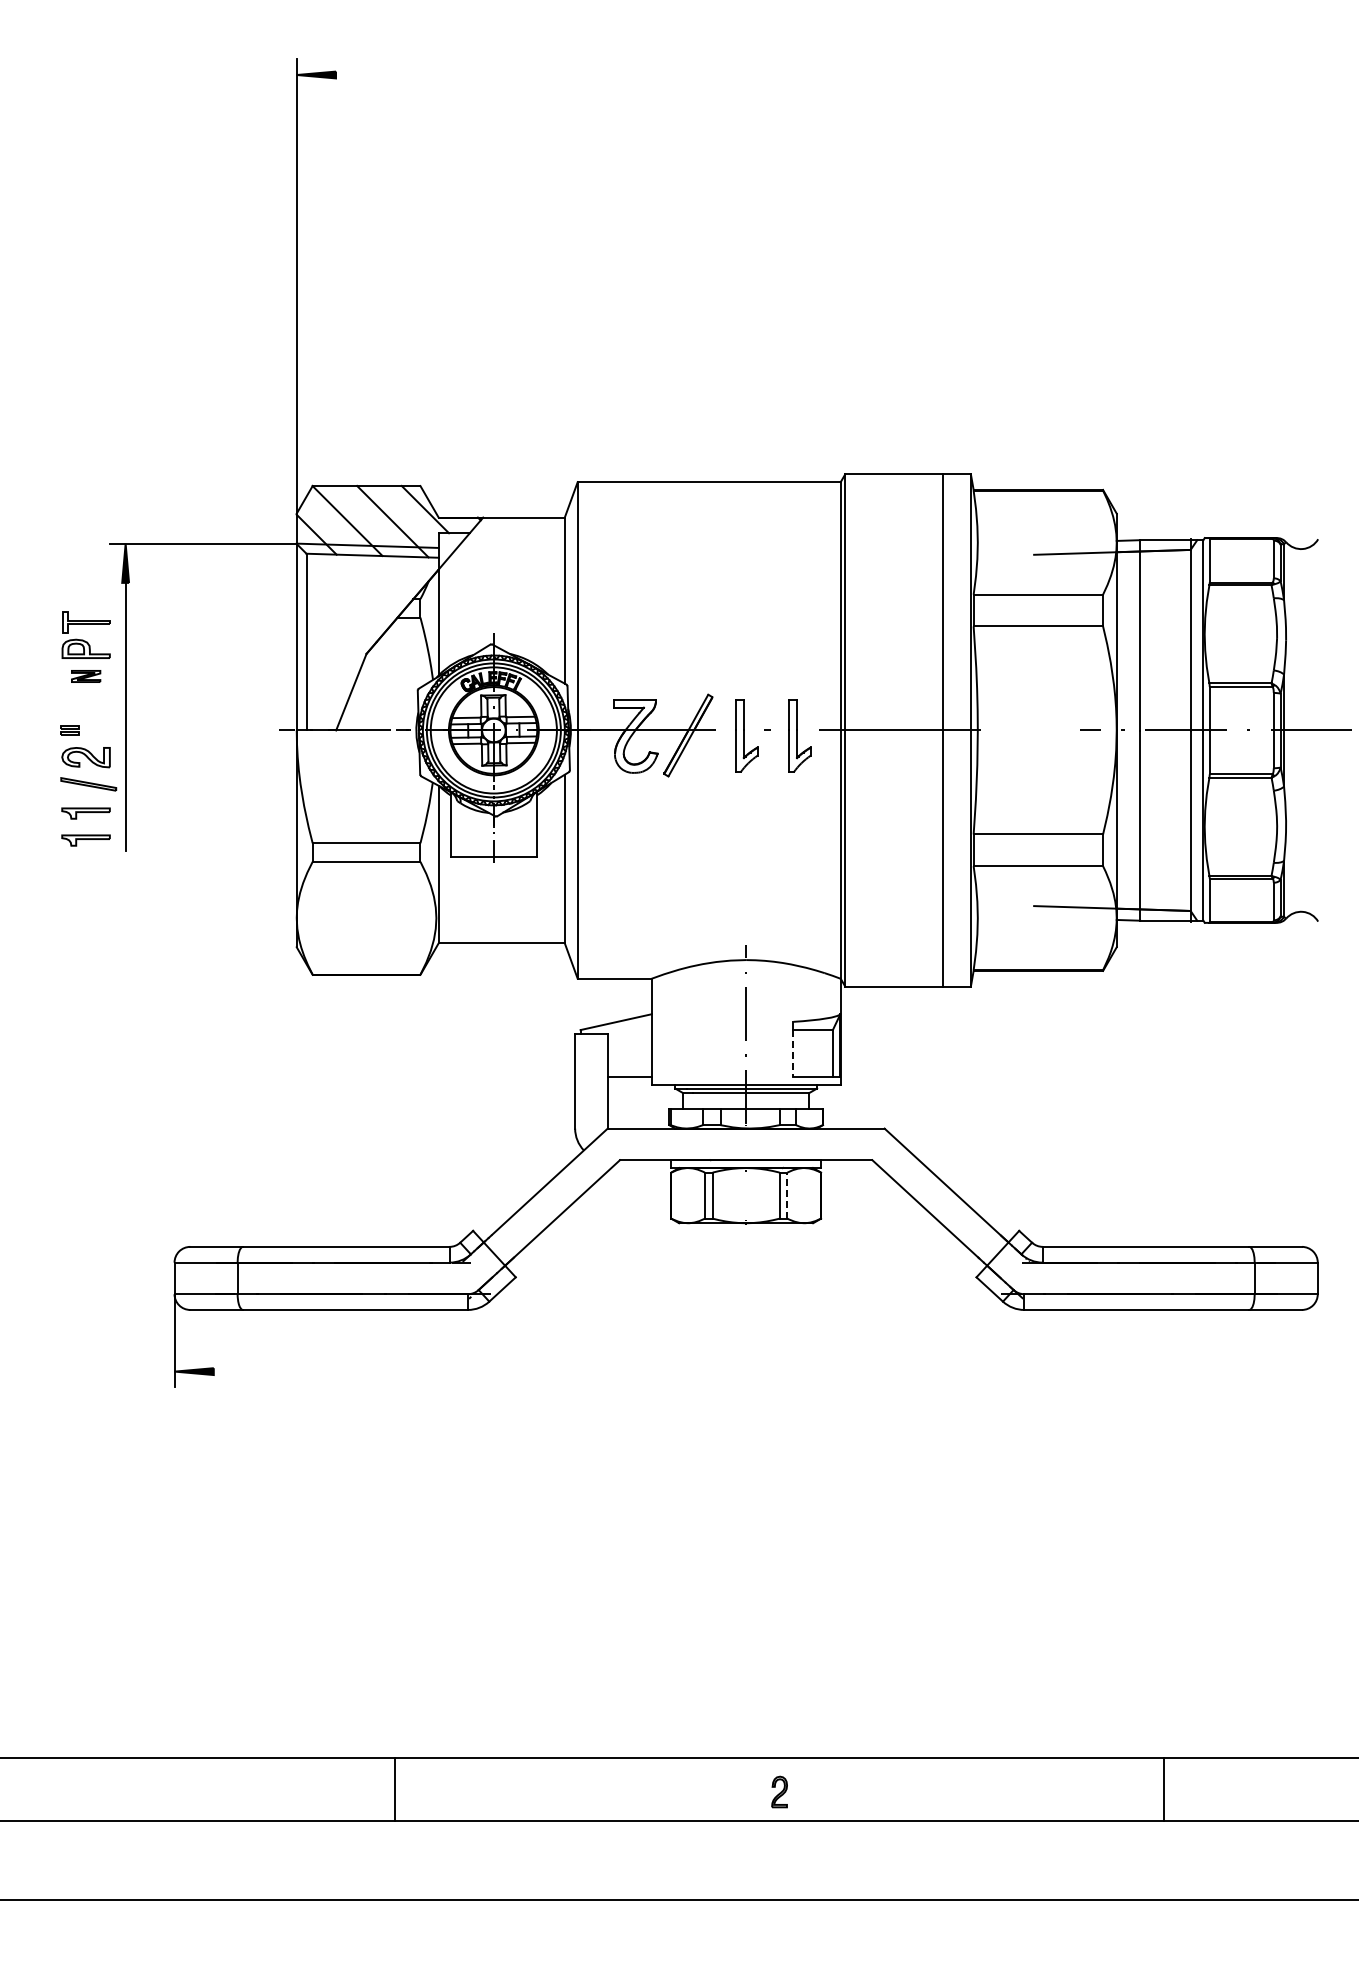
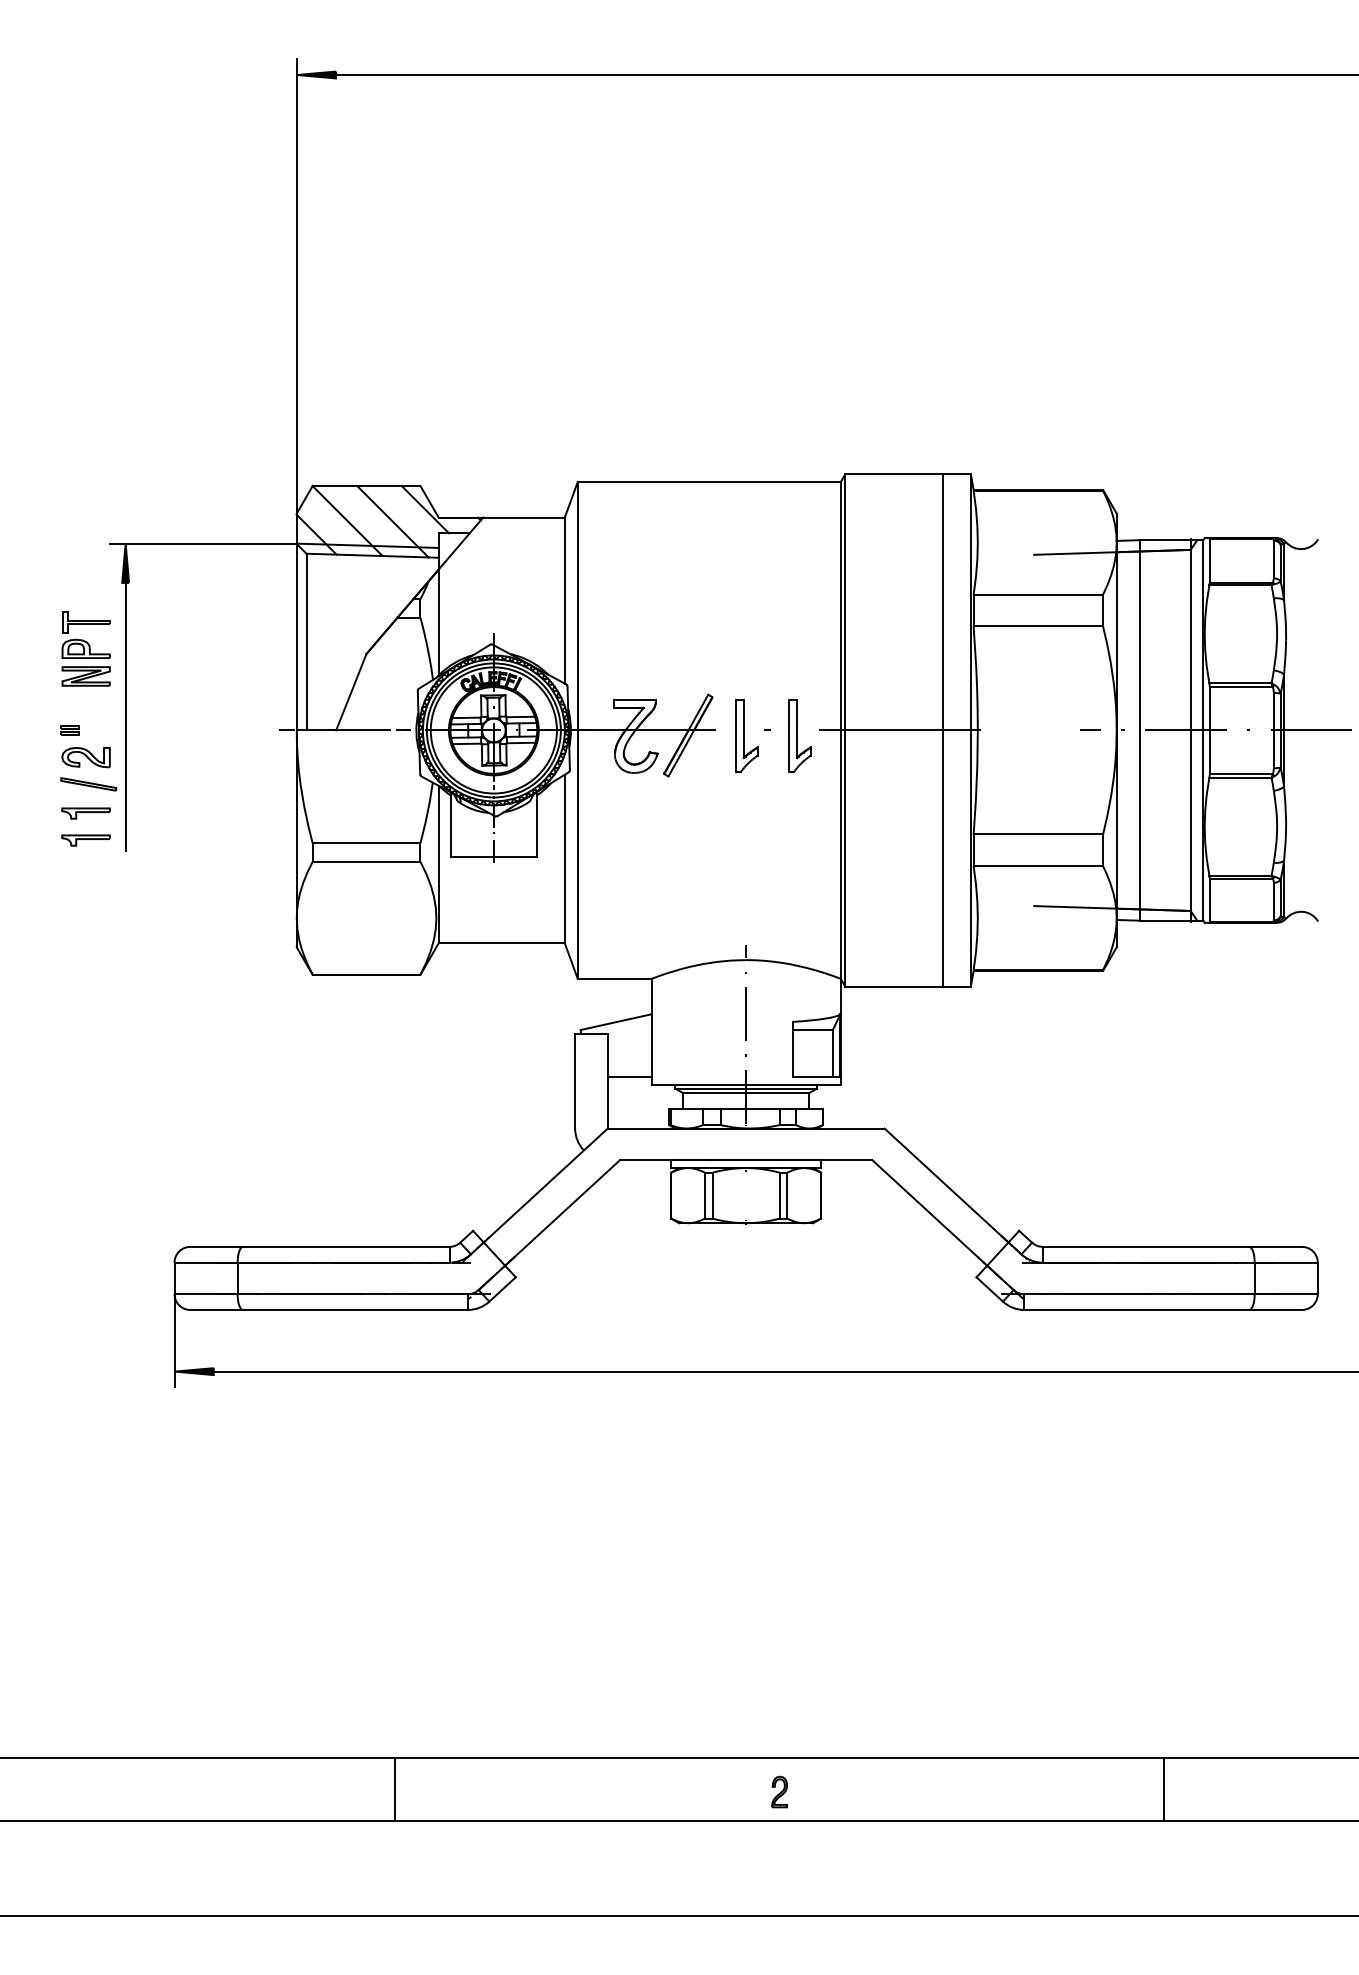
line: none -> present (845, 75)
part size: 31x13 px -> 50x21 px (85, 676)
line: dashed -> solid (793, 1053)
line: dashed -> solid (787, 1195)
line: none -> present (784, 1371)
line position: (678, 1899) -> (678, 1915) (678, 1915)
